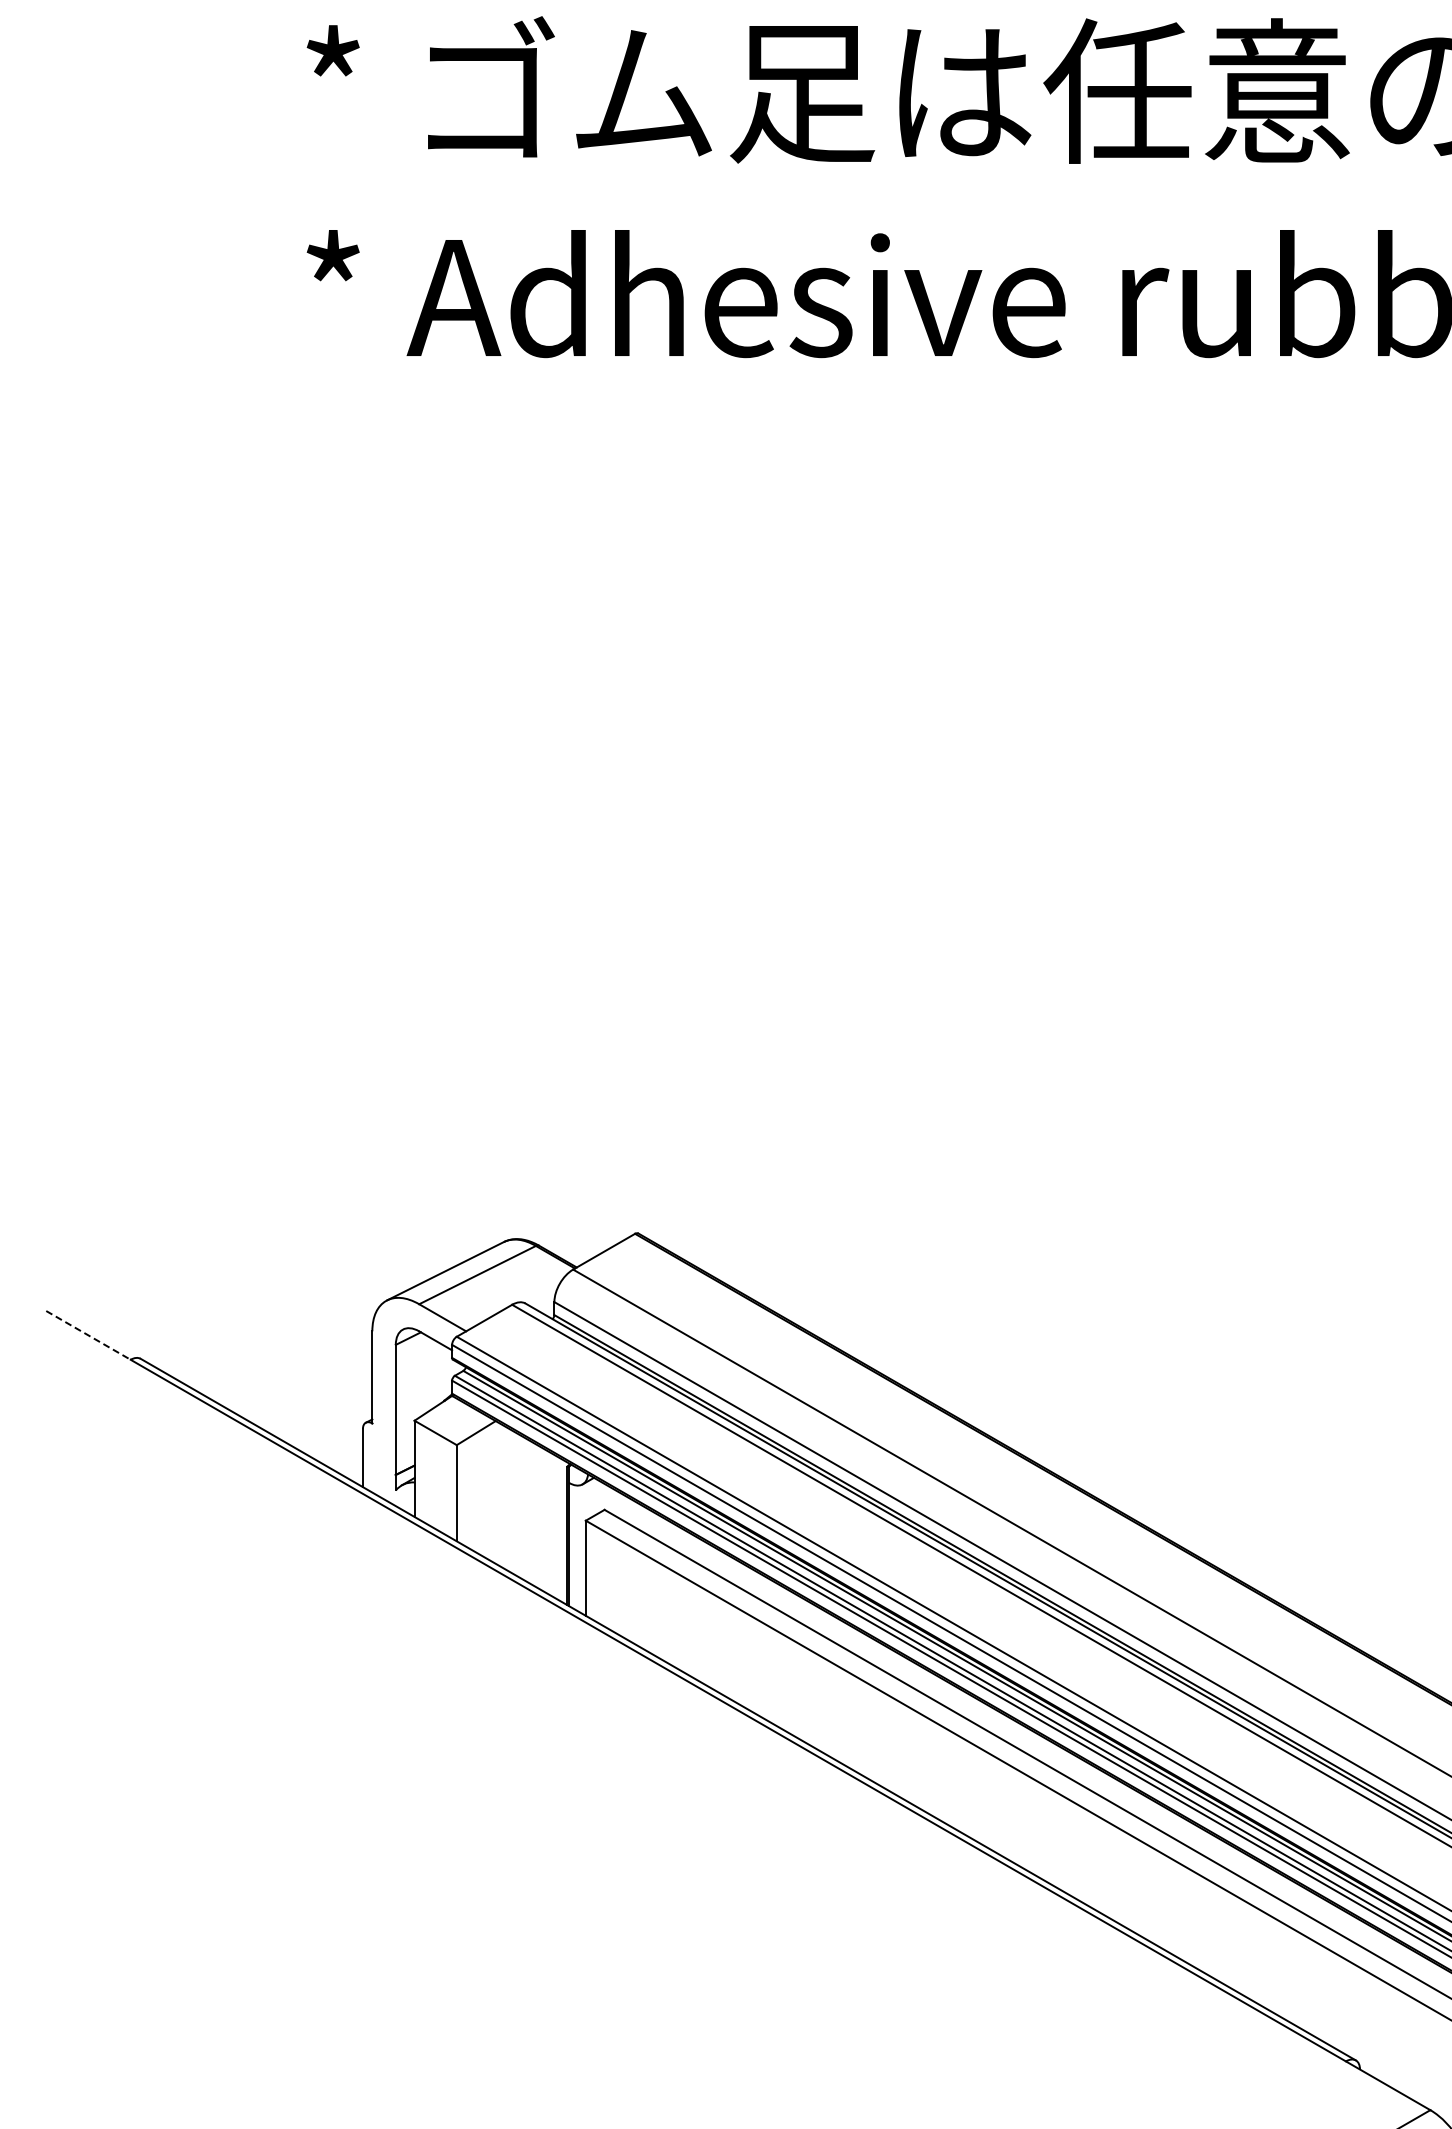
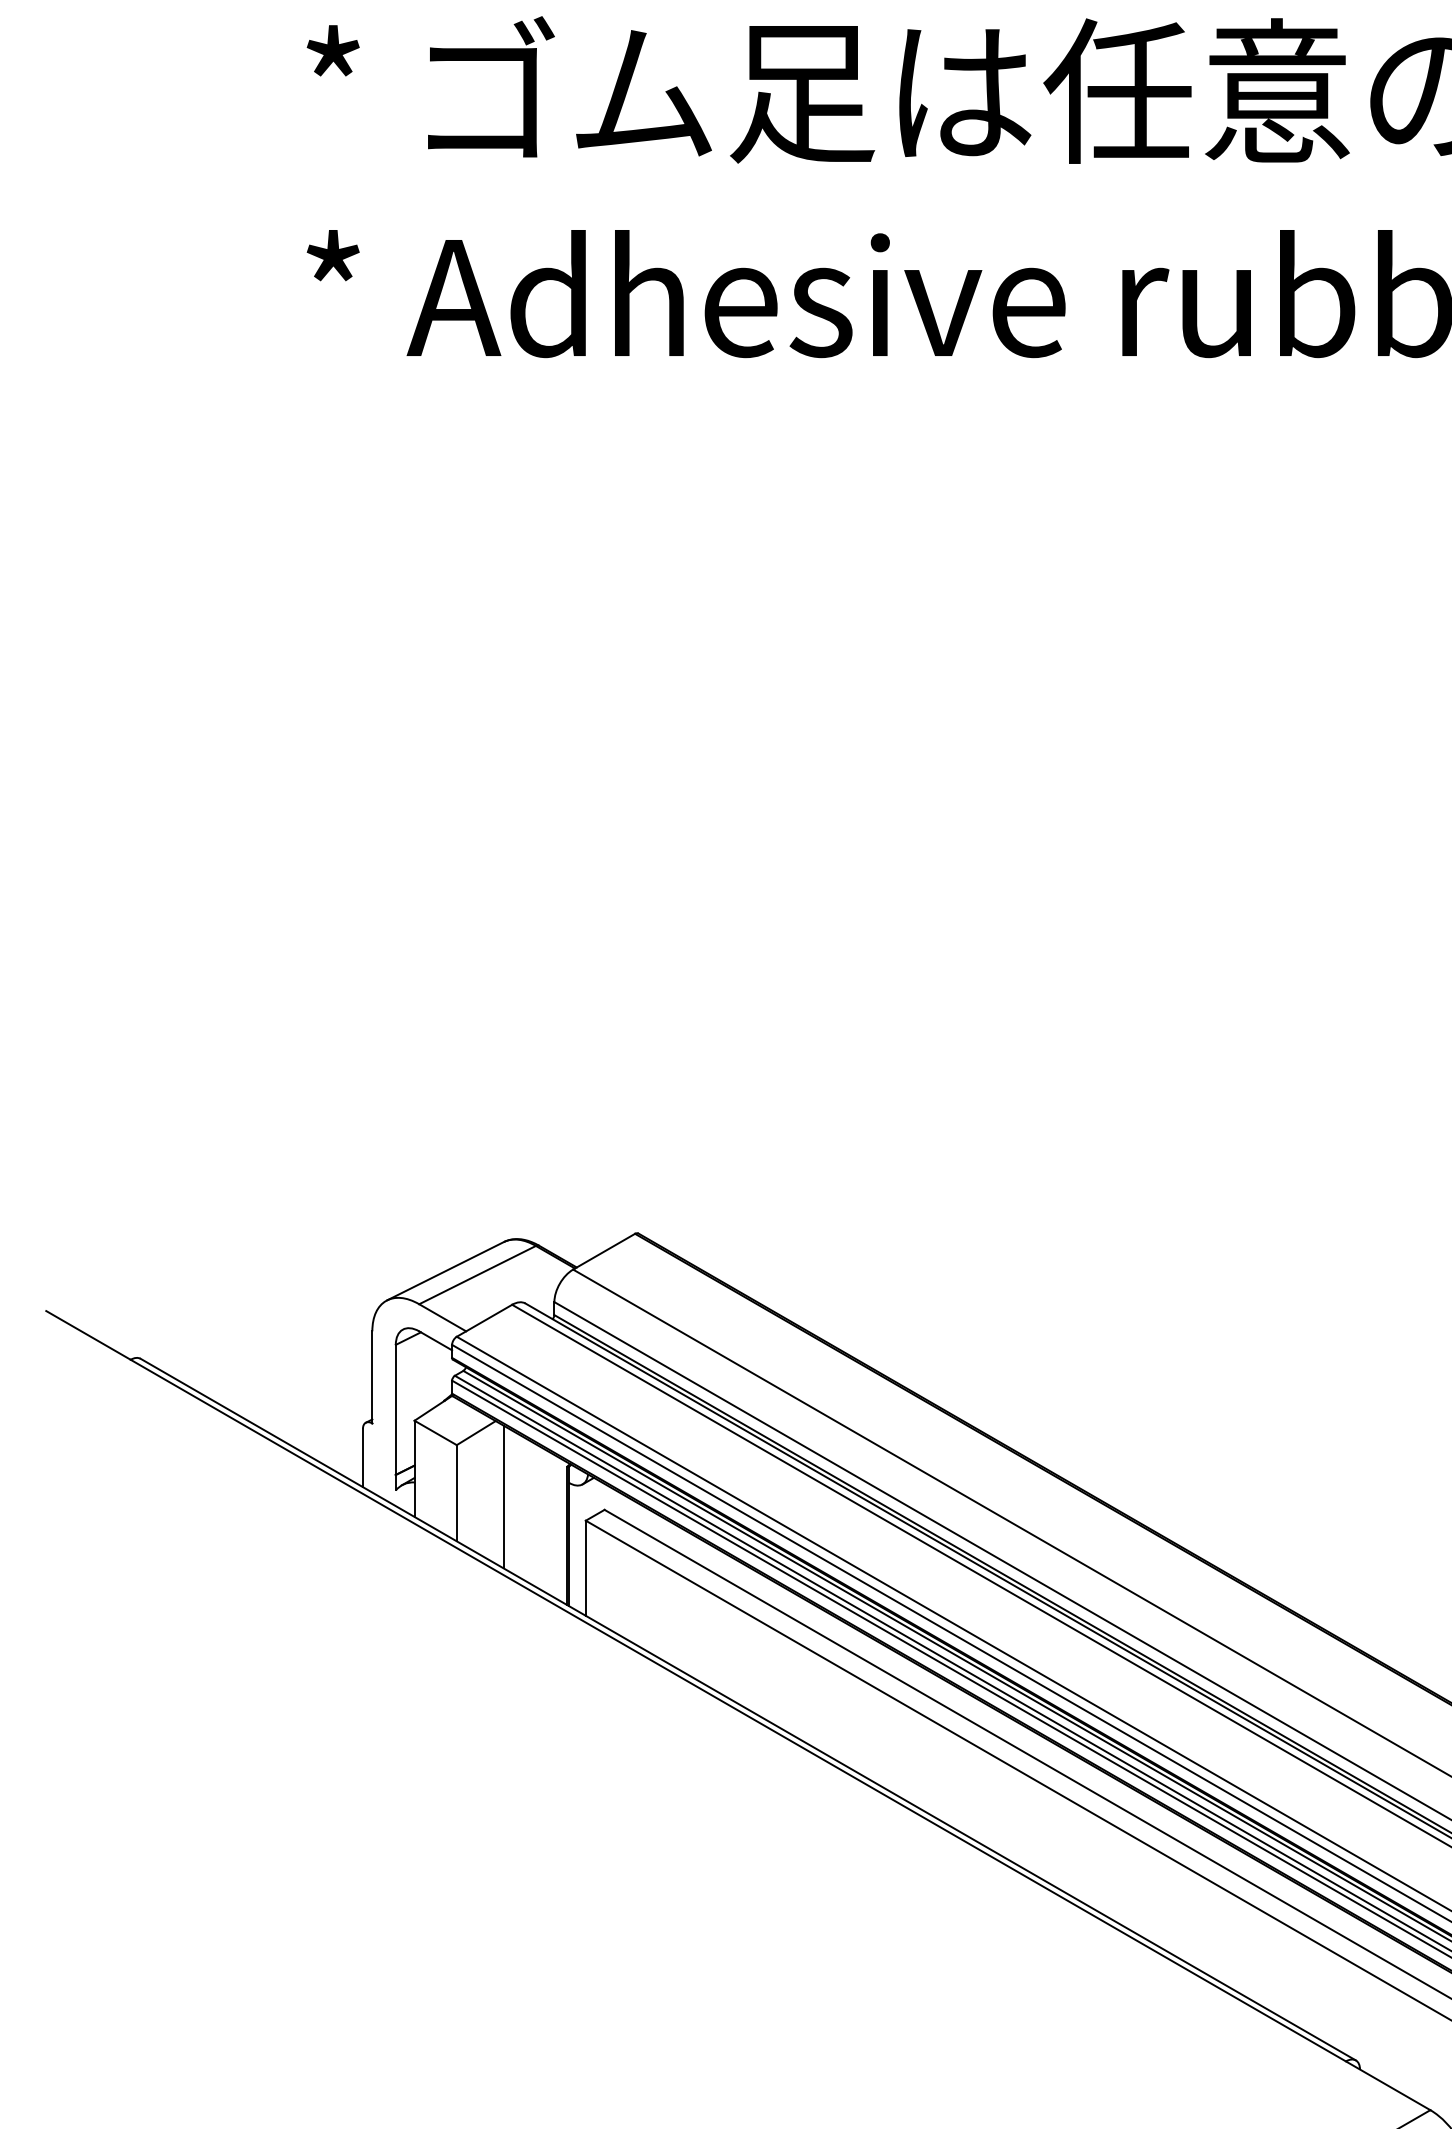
line: dashed -> solid (88, 1335)
line: none -> present (503, 1496)
